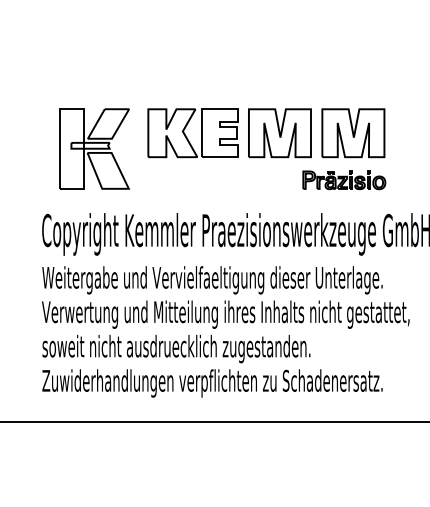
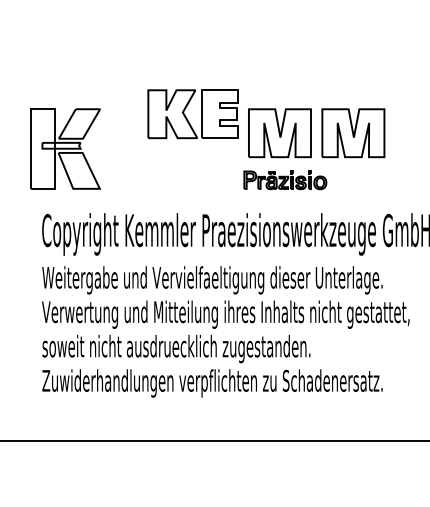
part position: (186, 135) -> (186, 116) (186, 116)
part position: (94, 148) -> (65, 148) (65, 148)
part position: (344, 180) -> (285, 180) (285, 180)
line position: (214, 421) -> (214, 440) (214, 440)
